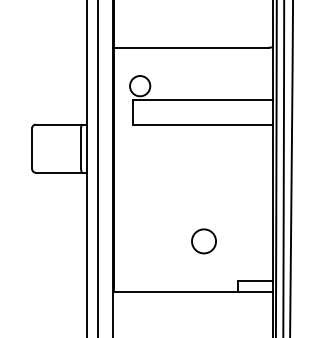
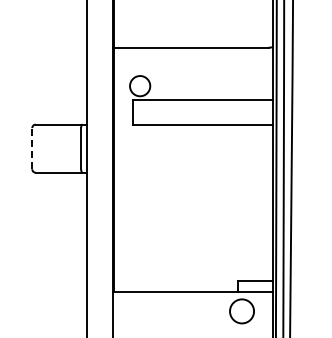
line: solid -> dashed (32, 148)
line: present -> none (97, 168)
part position: (203, 241) -> (241, 311) (241, 311)
